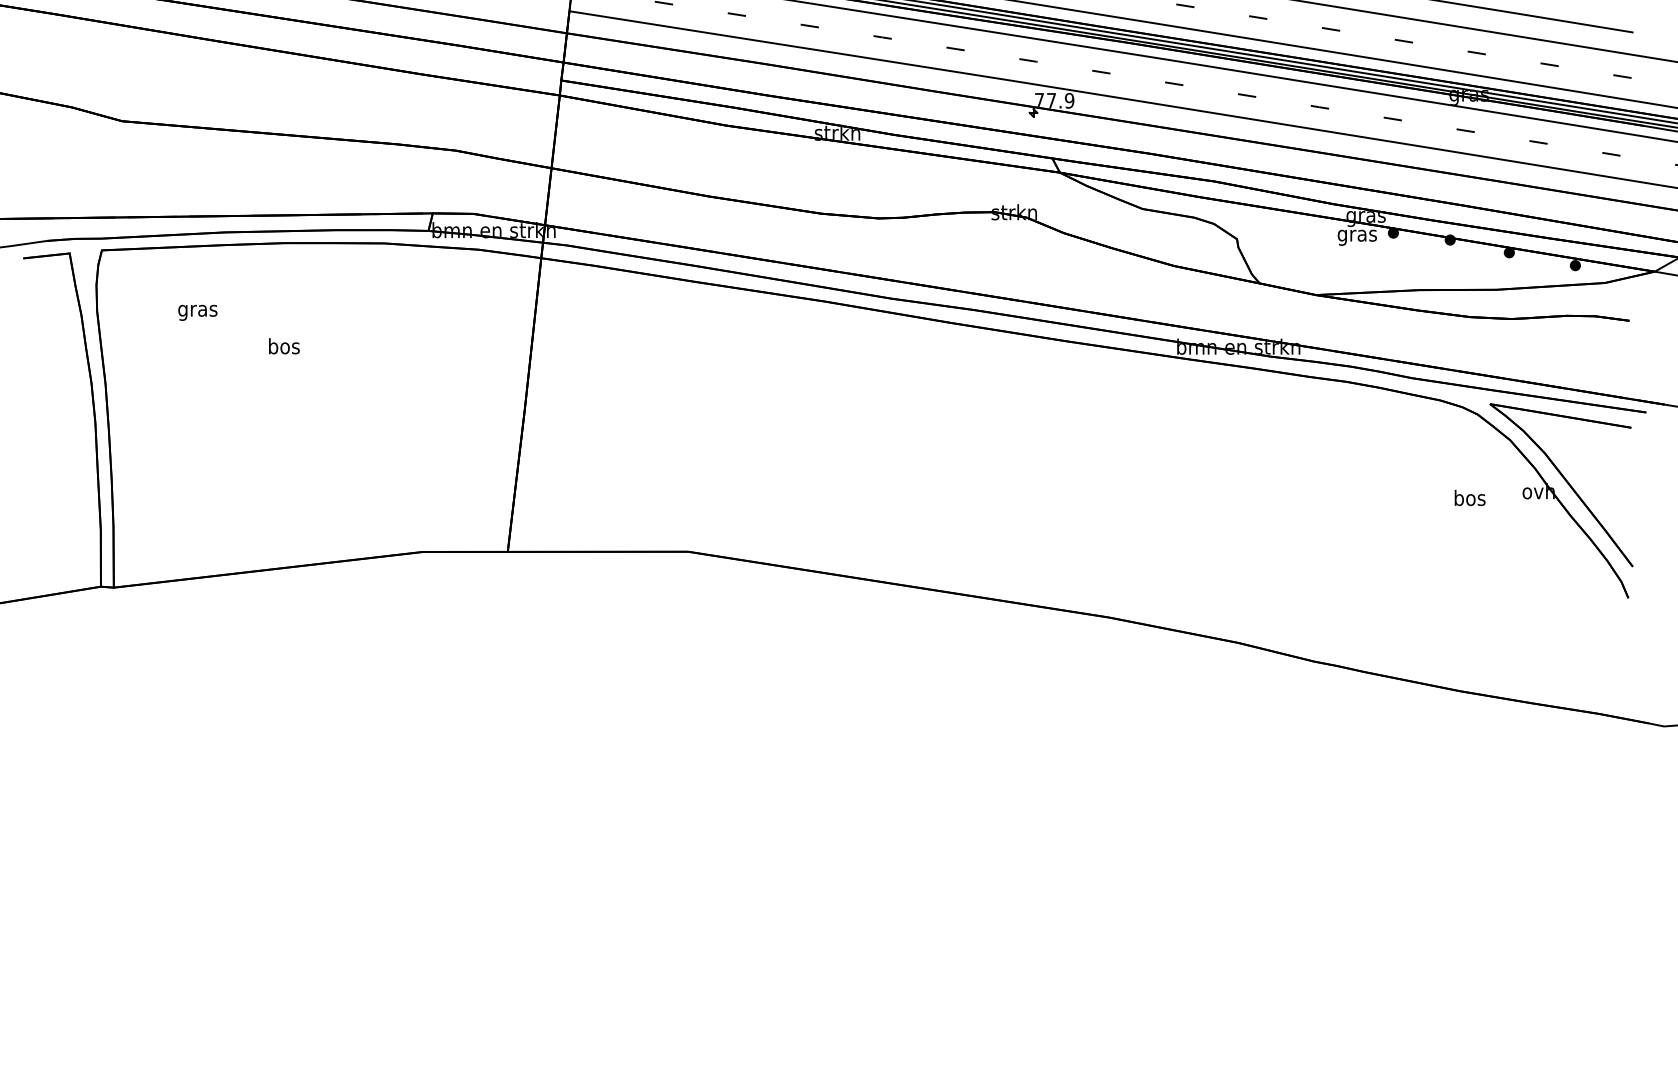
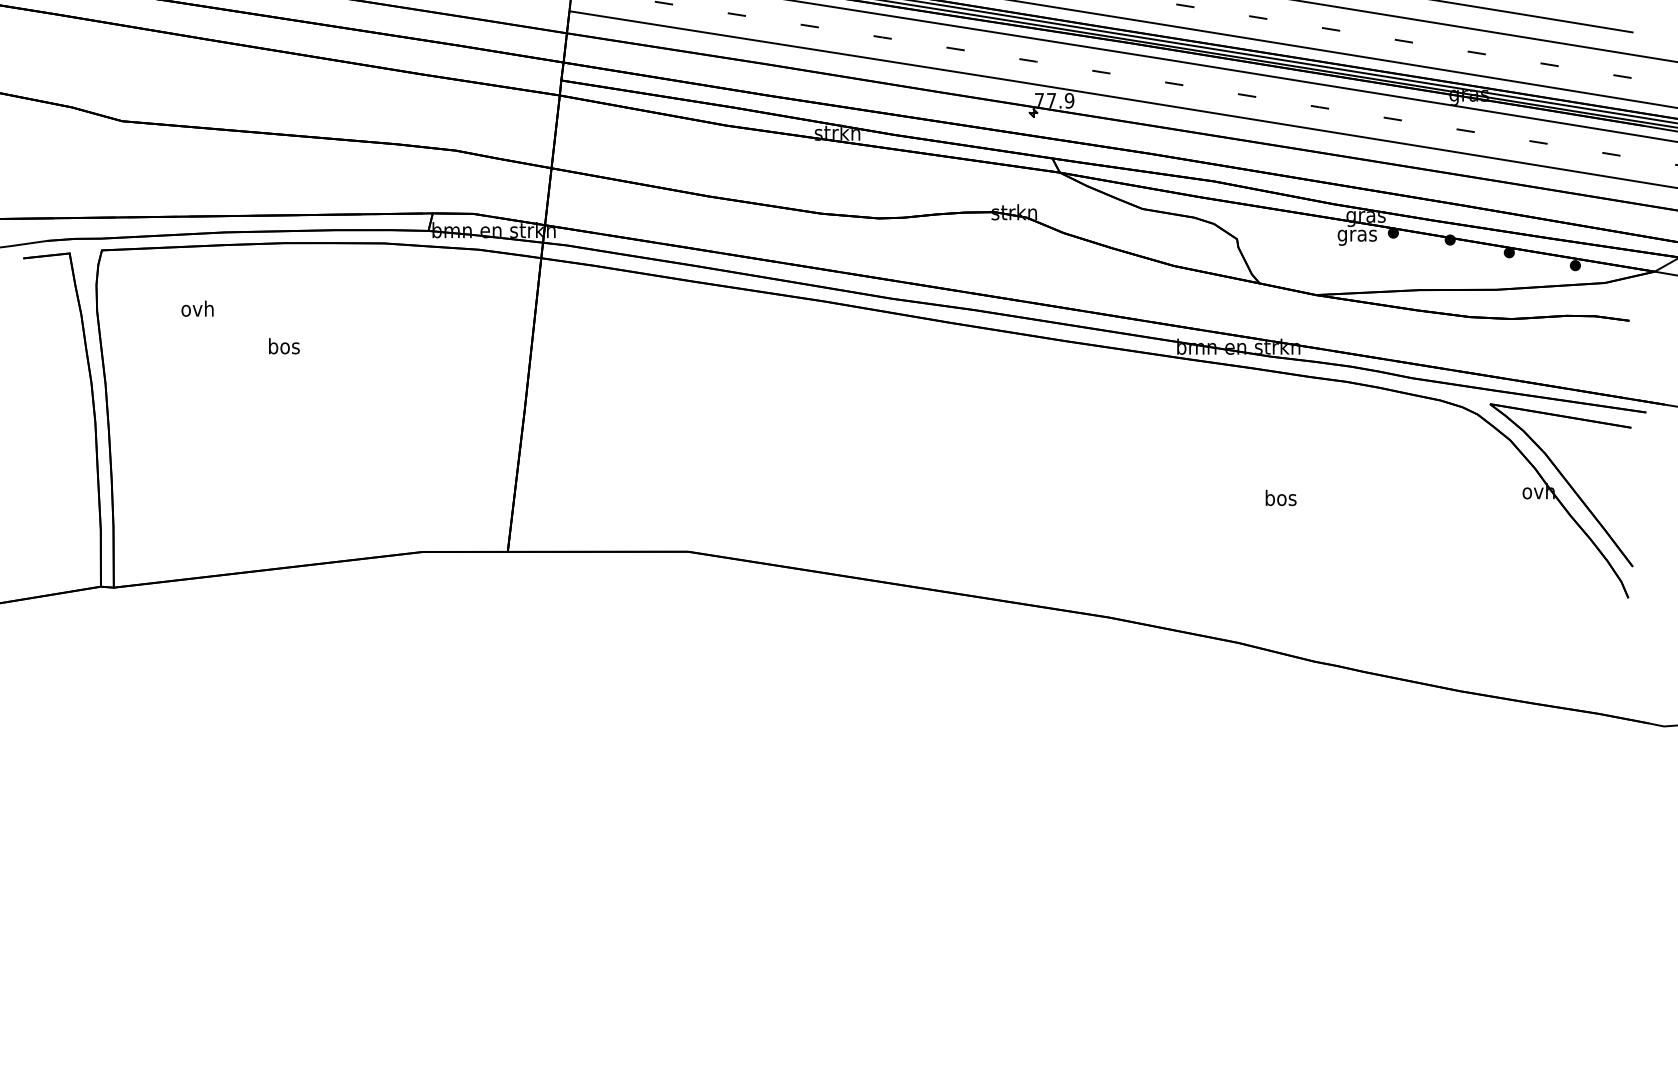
text: gras -> ovh (197, 310)
text position: (1469, 497) -> (1280, 497) (1280, 497)
